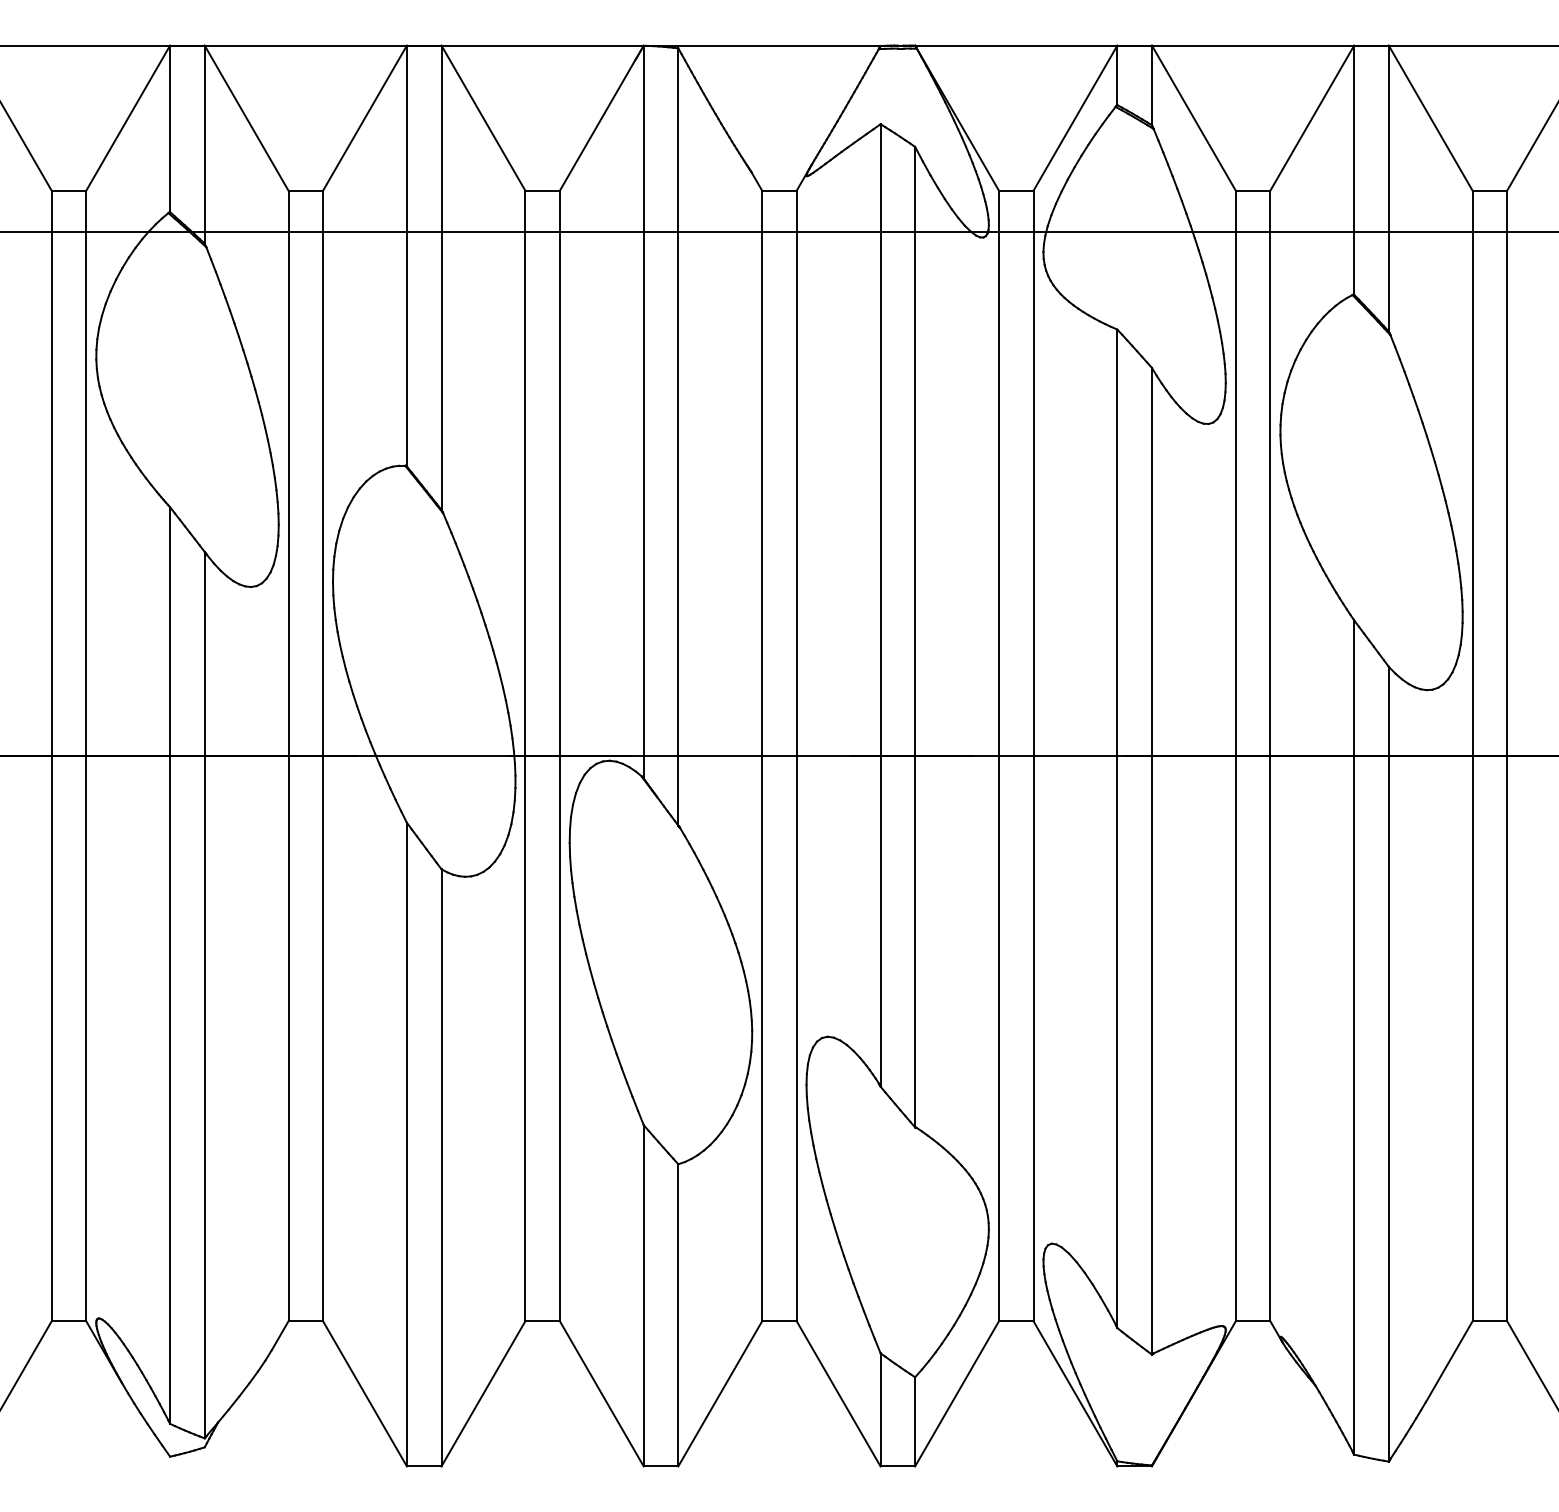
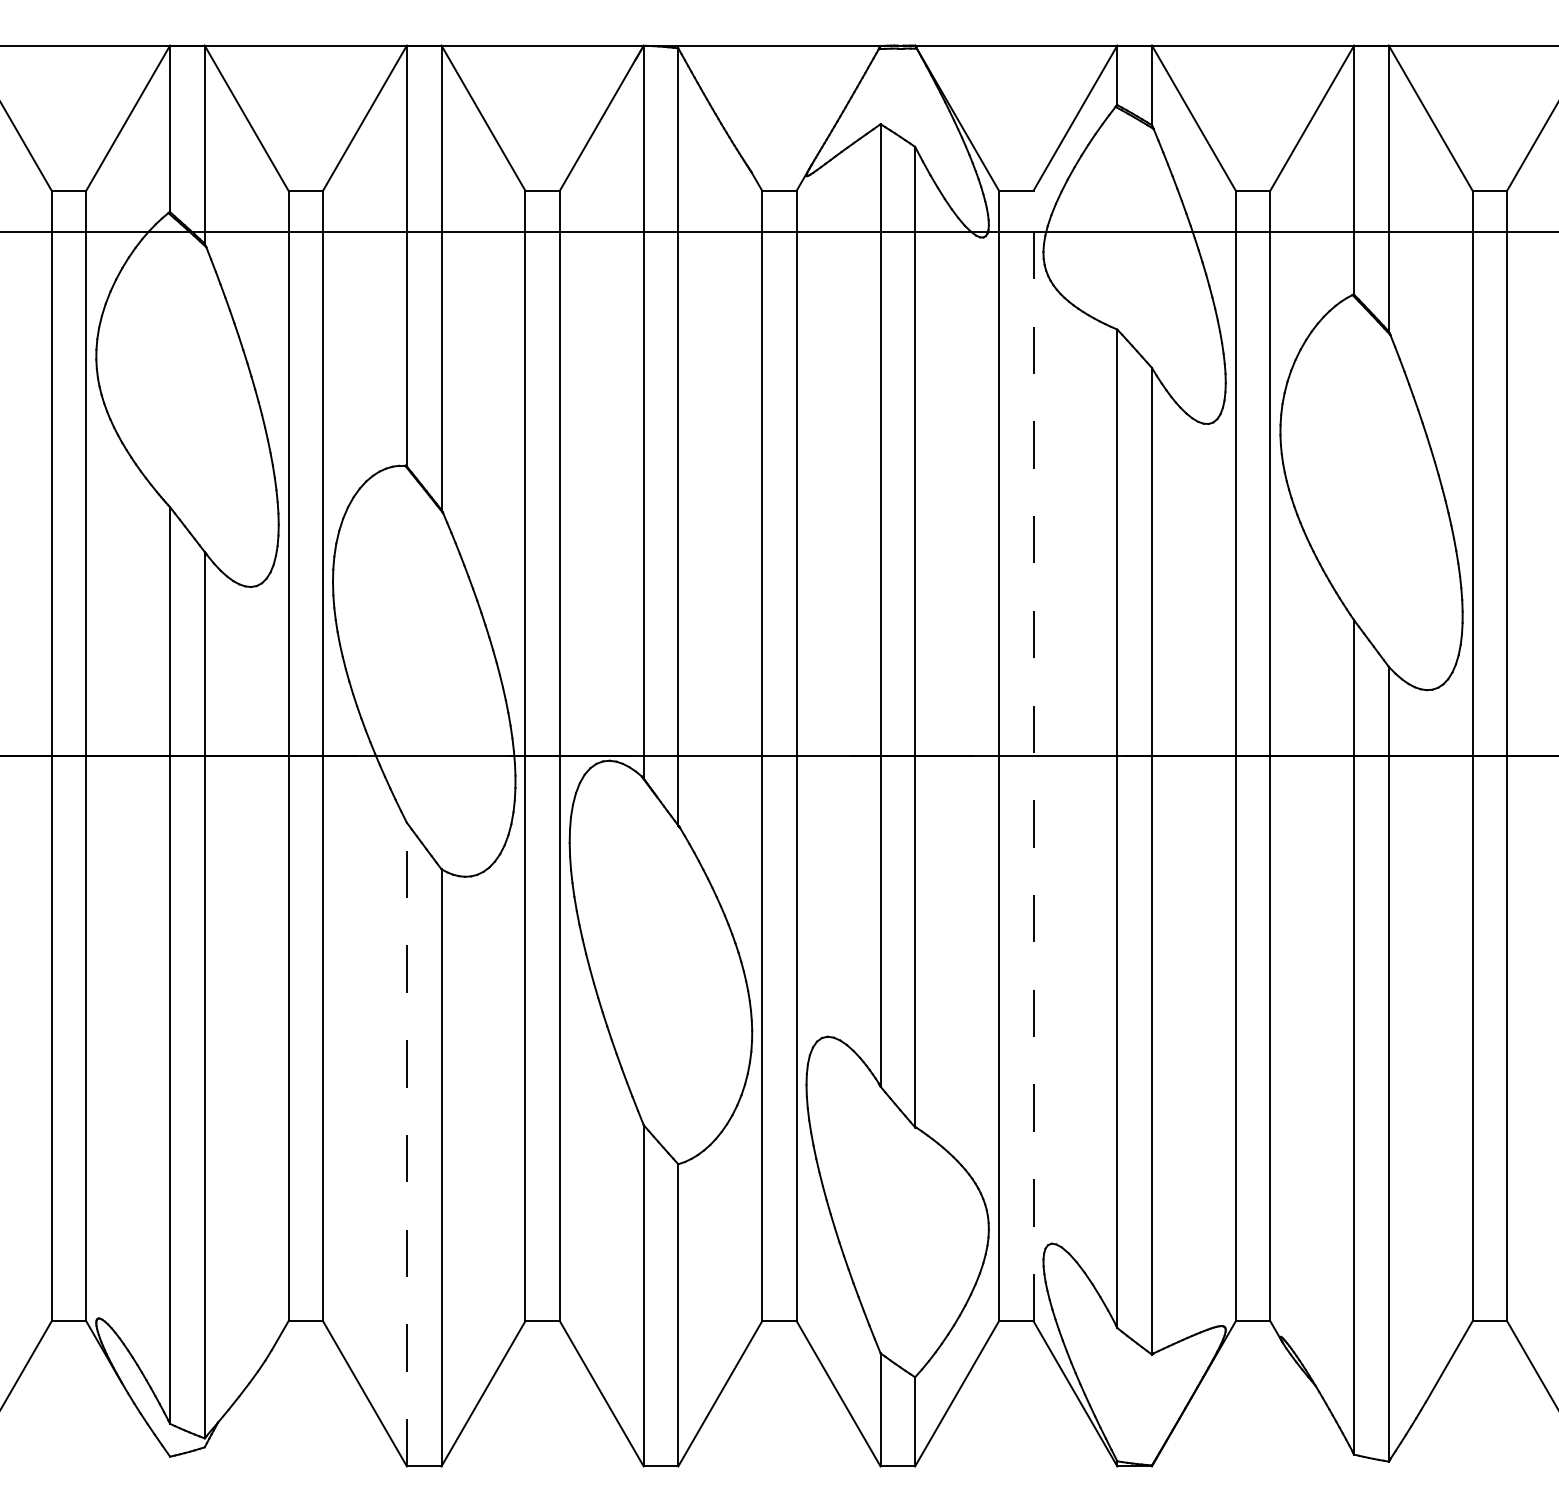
line: solid -> dashed (1033, 755)
line: solid -> dashed (406, 1144)
